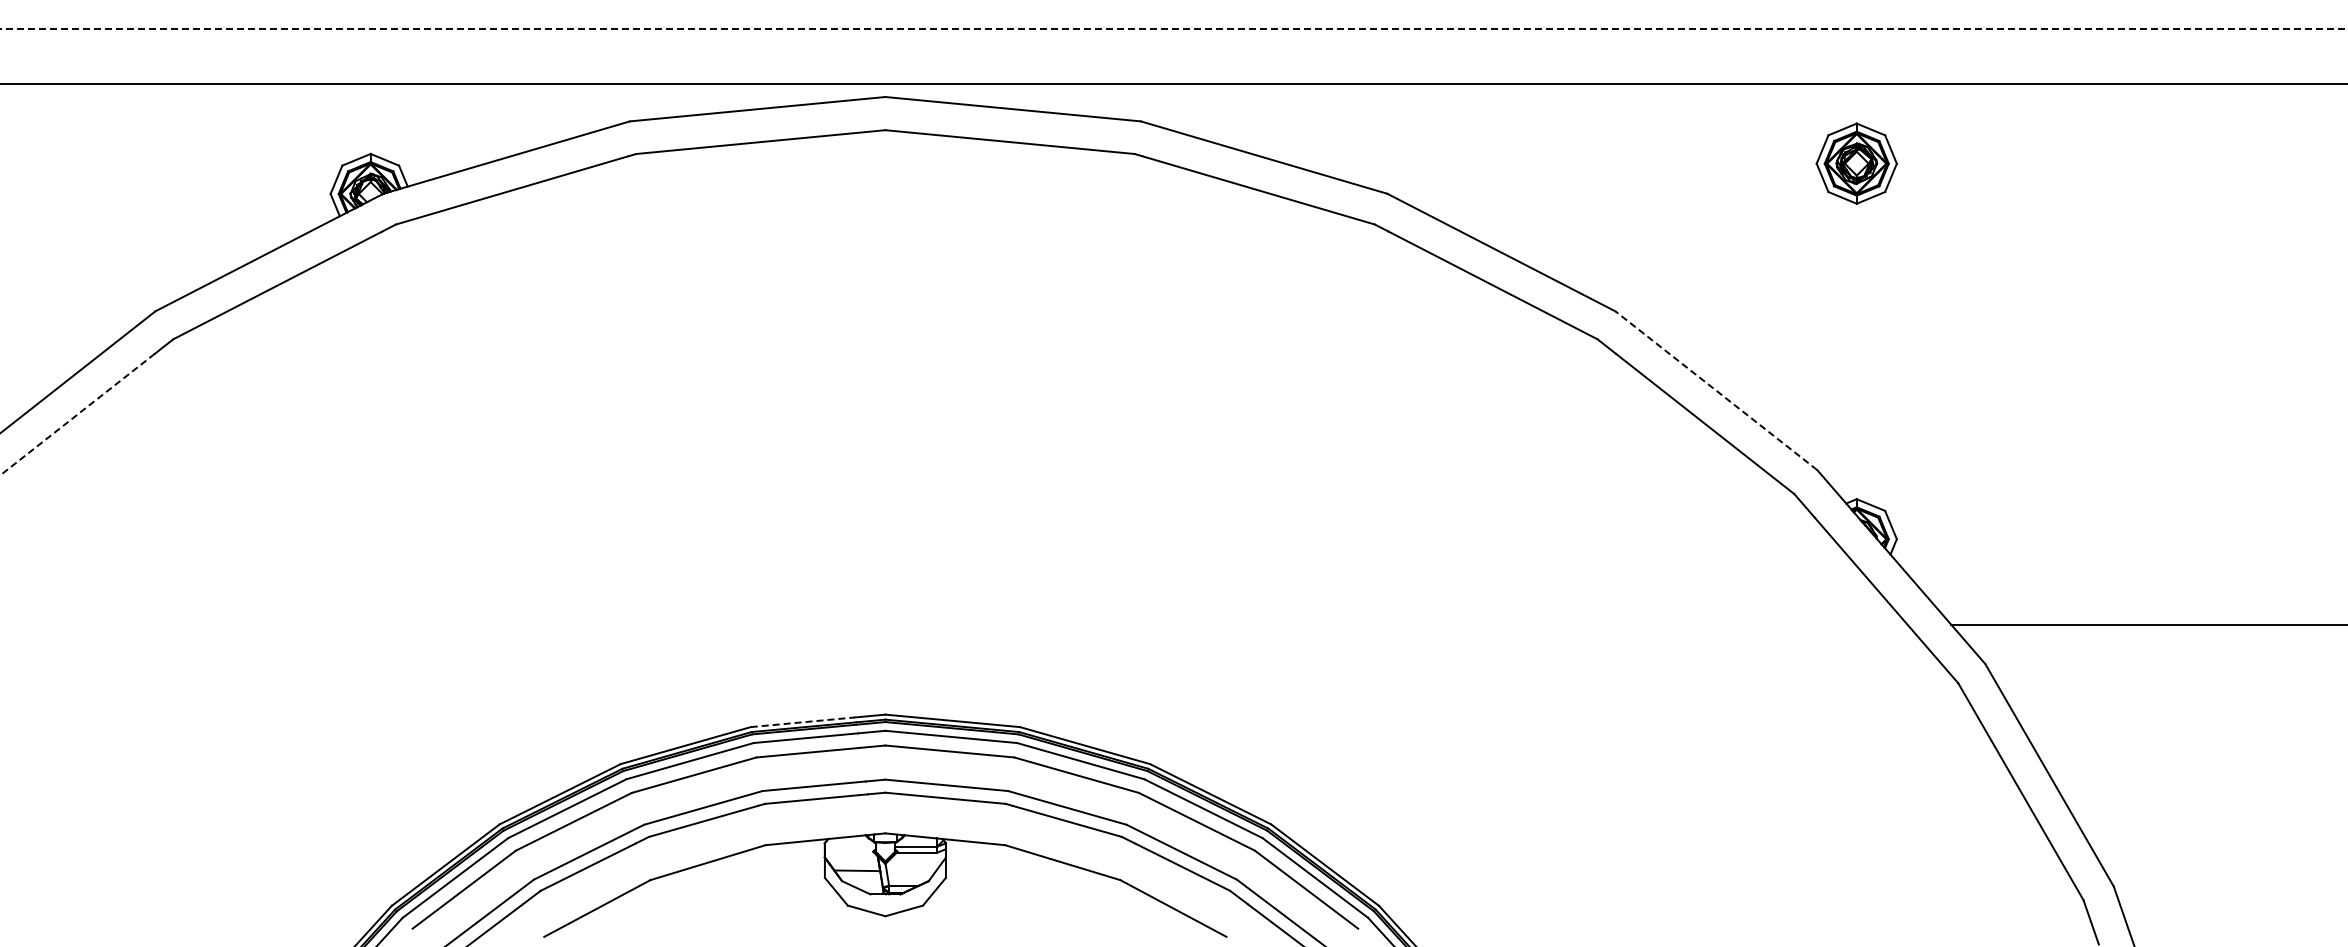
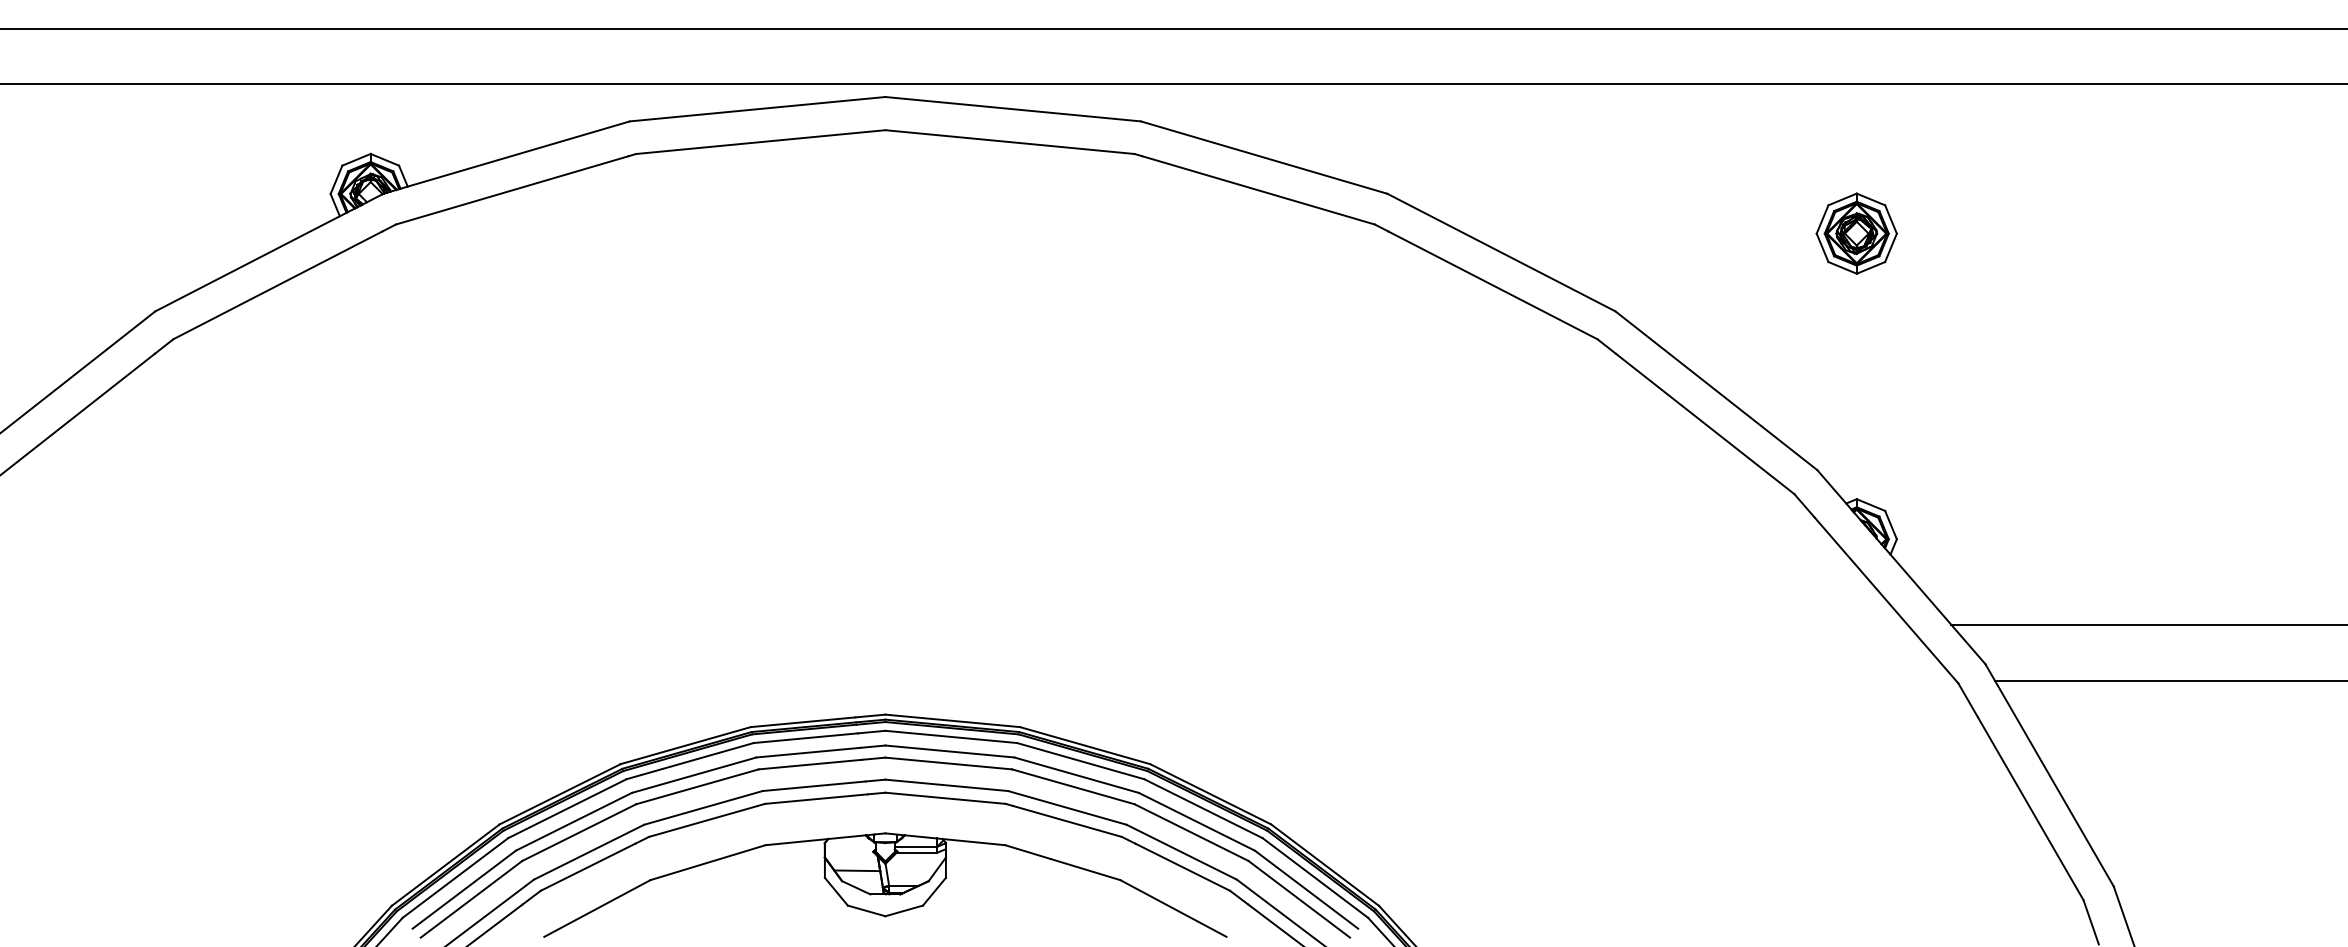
line: dashed -> solid (1174, 28)
part position: (1856, 163) -> (1856, 233) (1856, 233)
line: dashed -> solid (1715, 390)
line: dashed -> solid (77, 414)
line: none -> present (2169, 680)
line: dashed -> solid (803, 722)
part: none -> present (879, 759)
